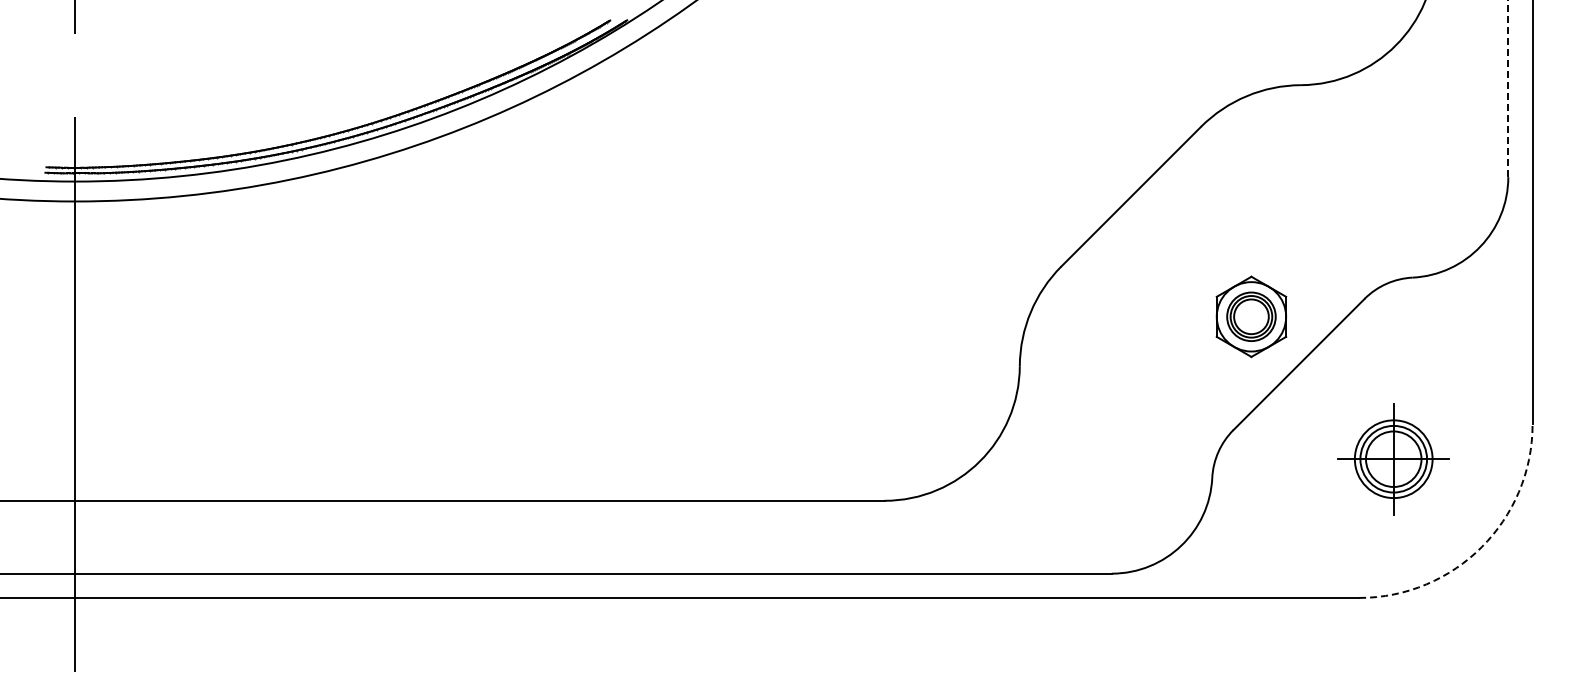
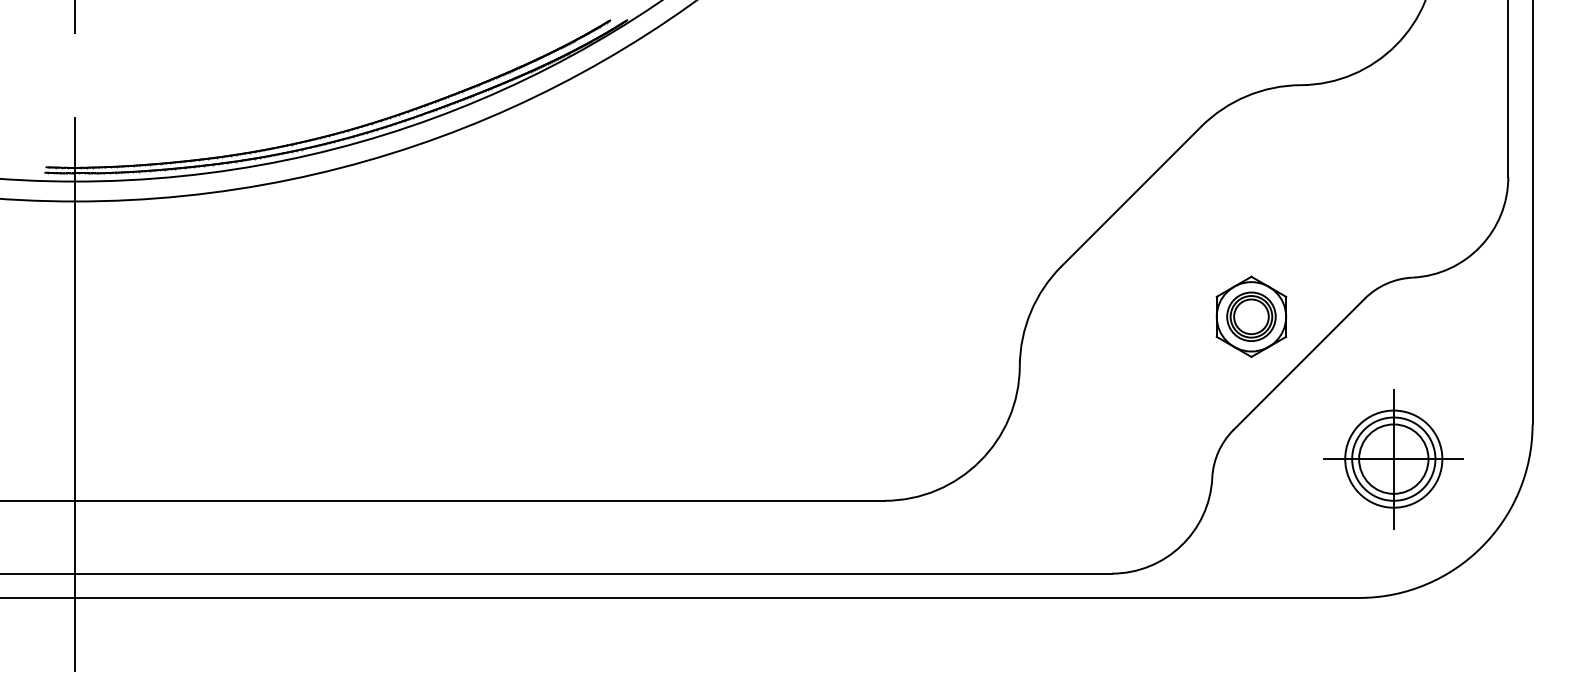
line: dashed -> solid (1508, 88)
part size: 113x113 px -> 141x141 px (1393, 459)
arc: dashed -> solid (1481, 547)
